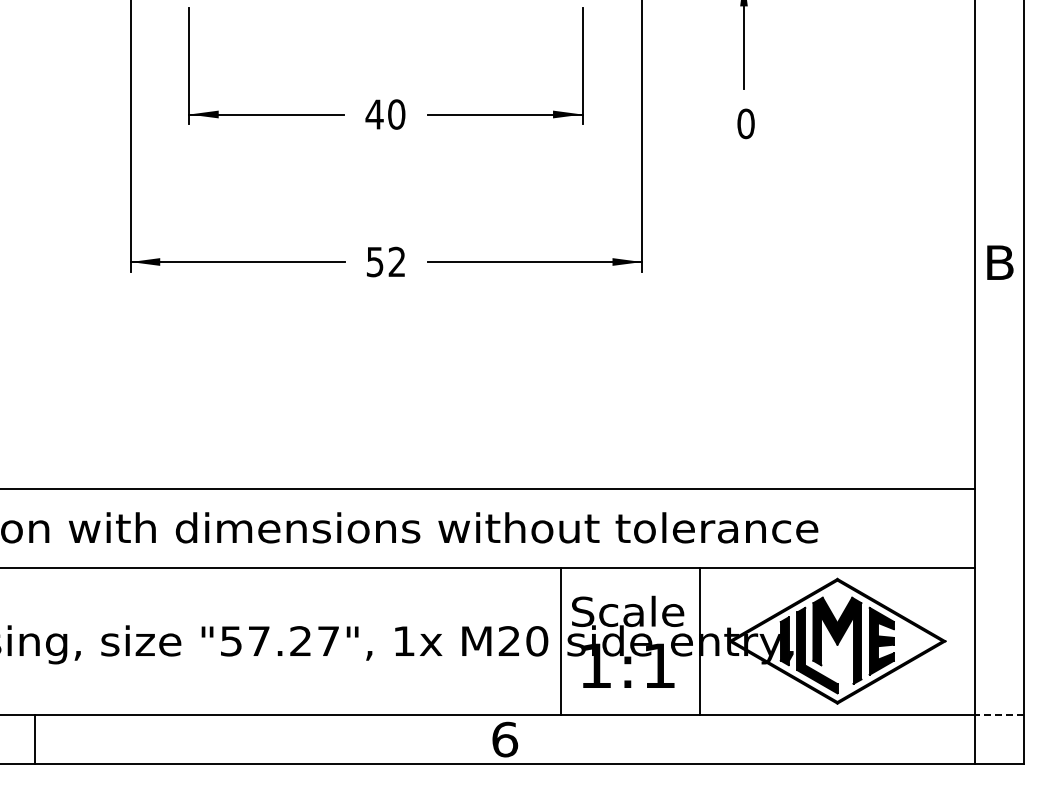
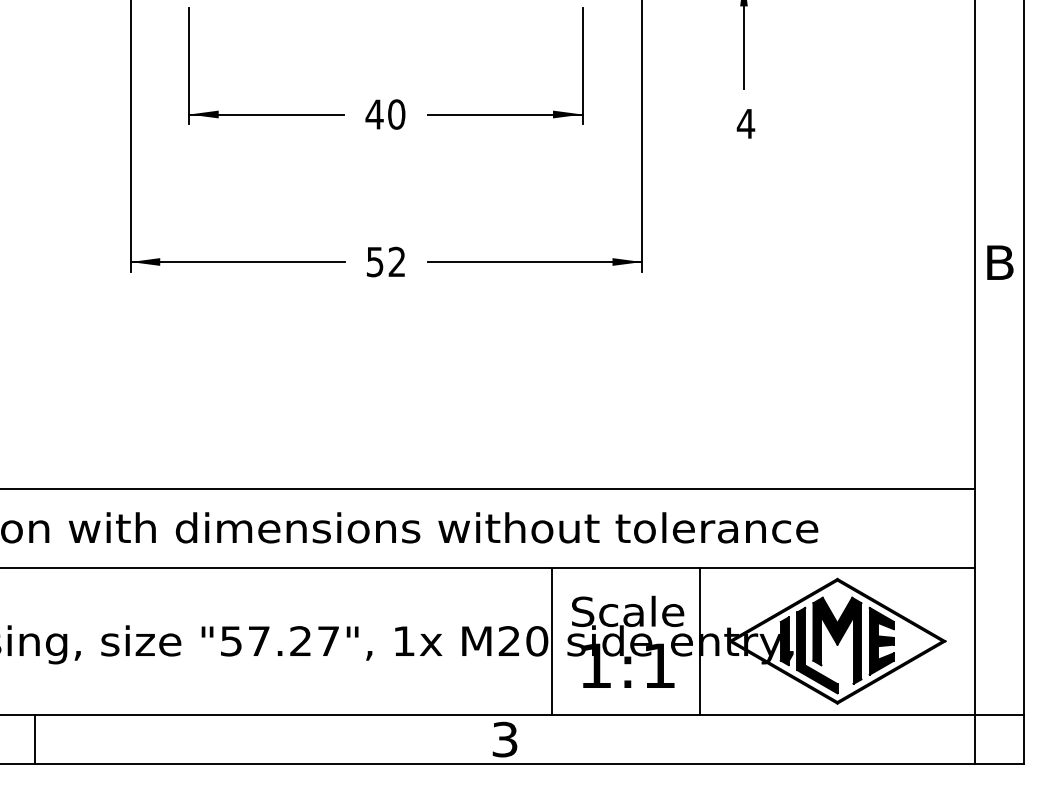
text: 0 -> 4 (745, 123)
line position: (561, 641) -> (552, 641) (552, 641)
line: dashed -> solid (999, 715)
text: 6 -> 3 (505, 739)
